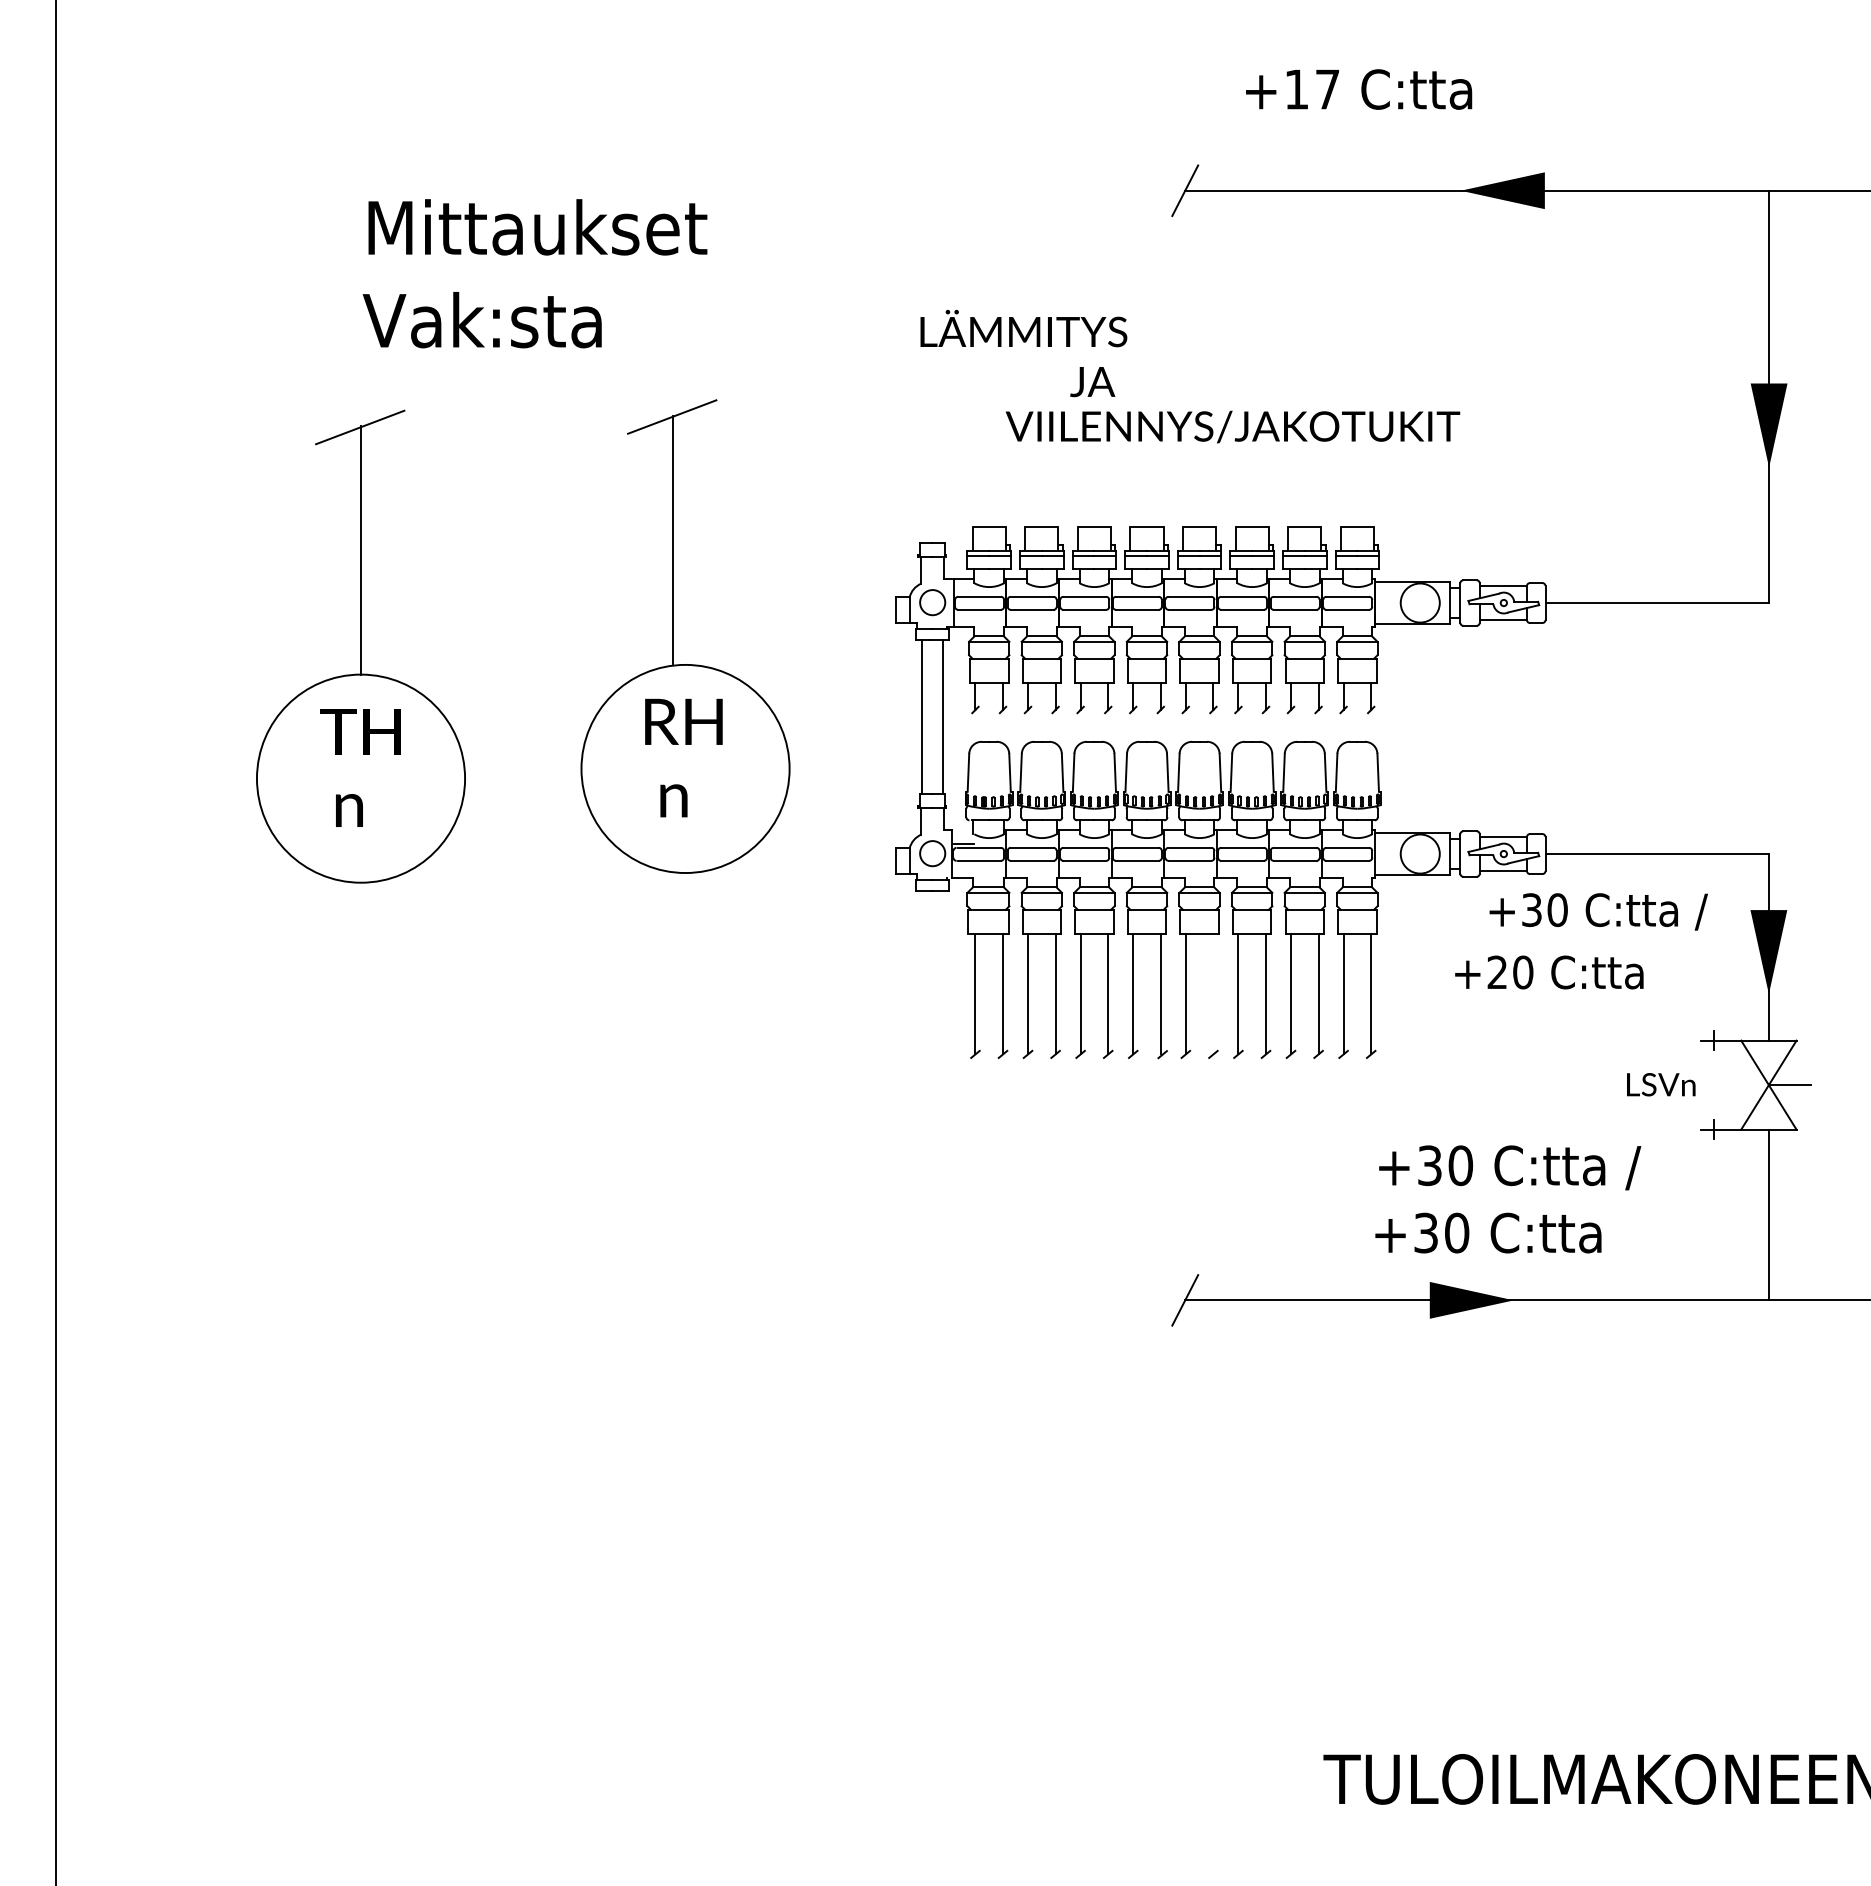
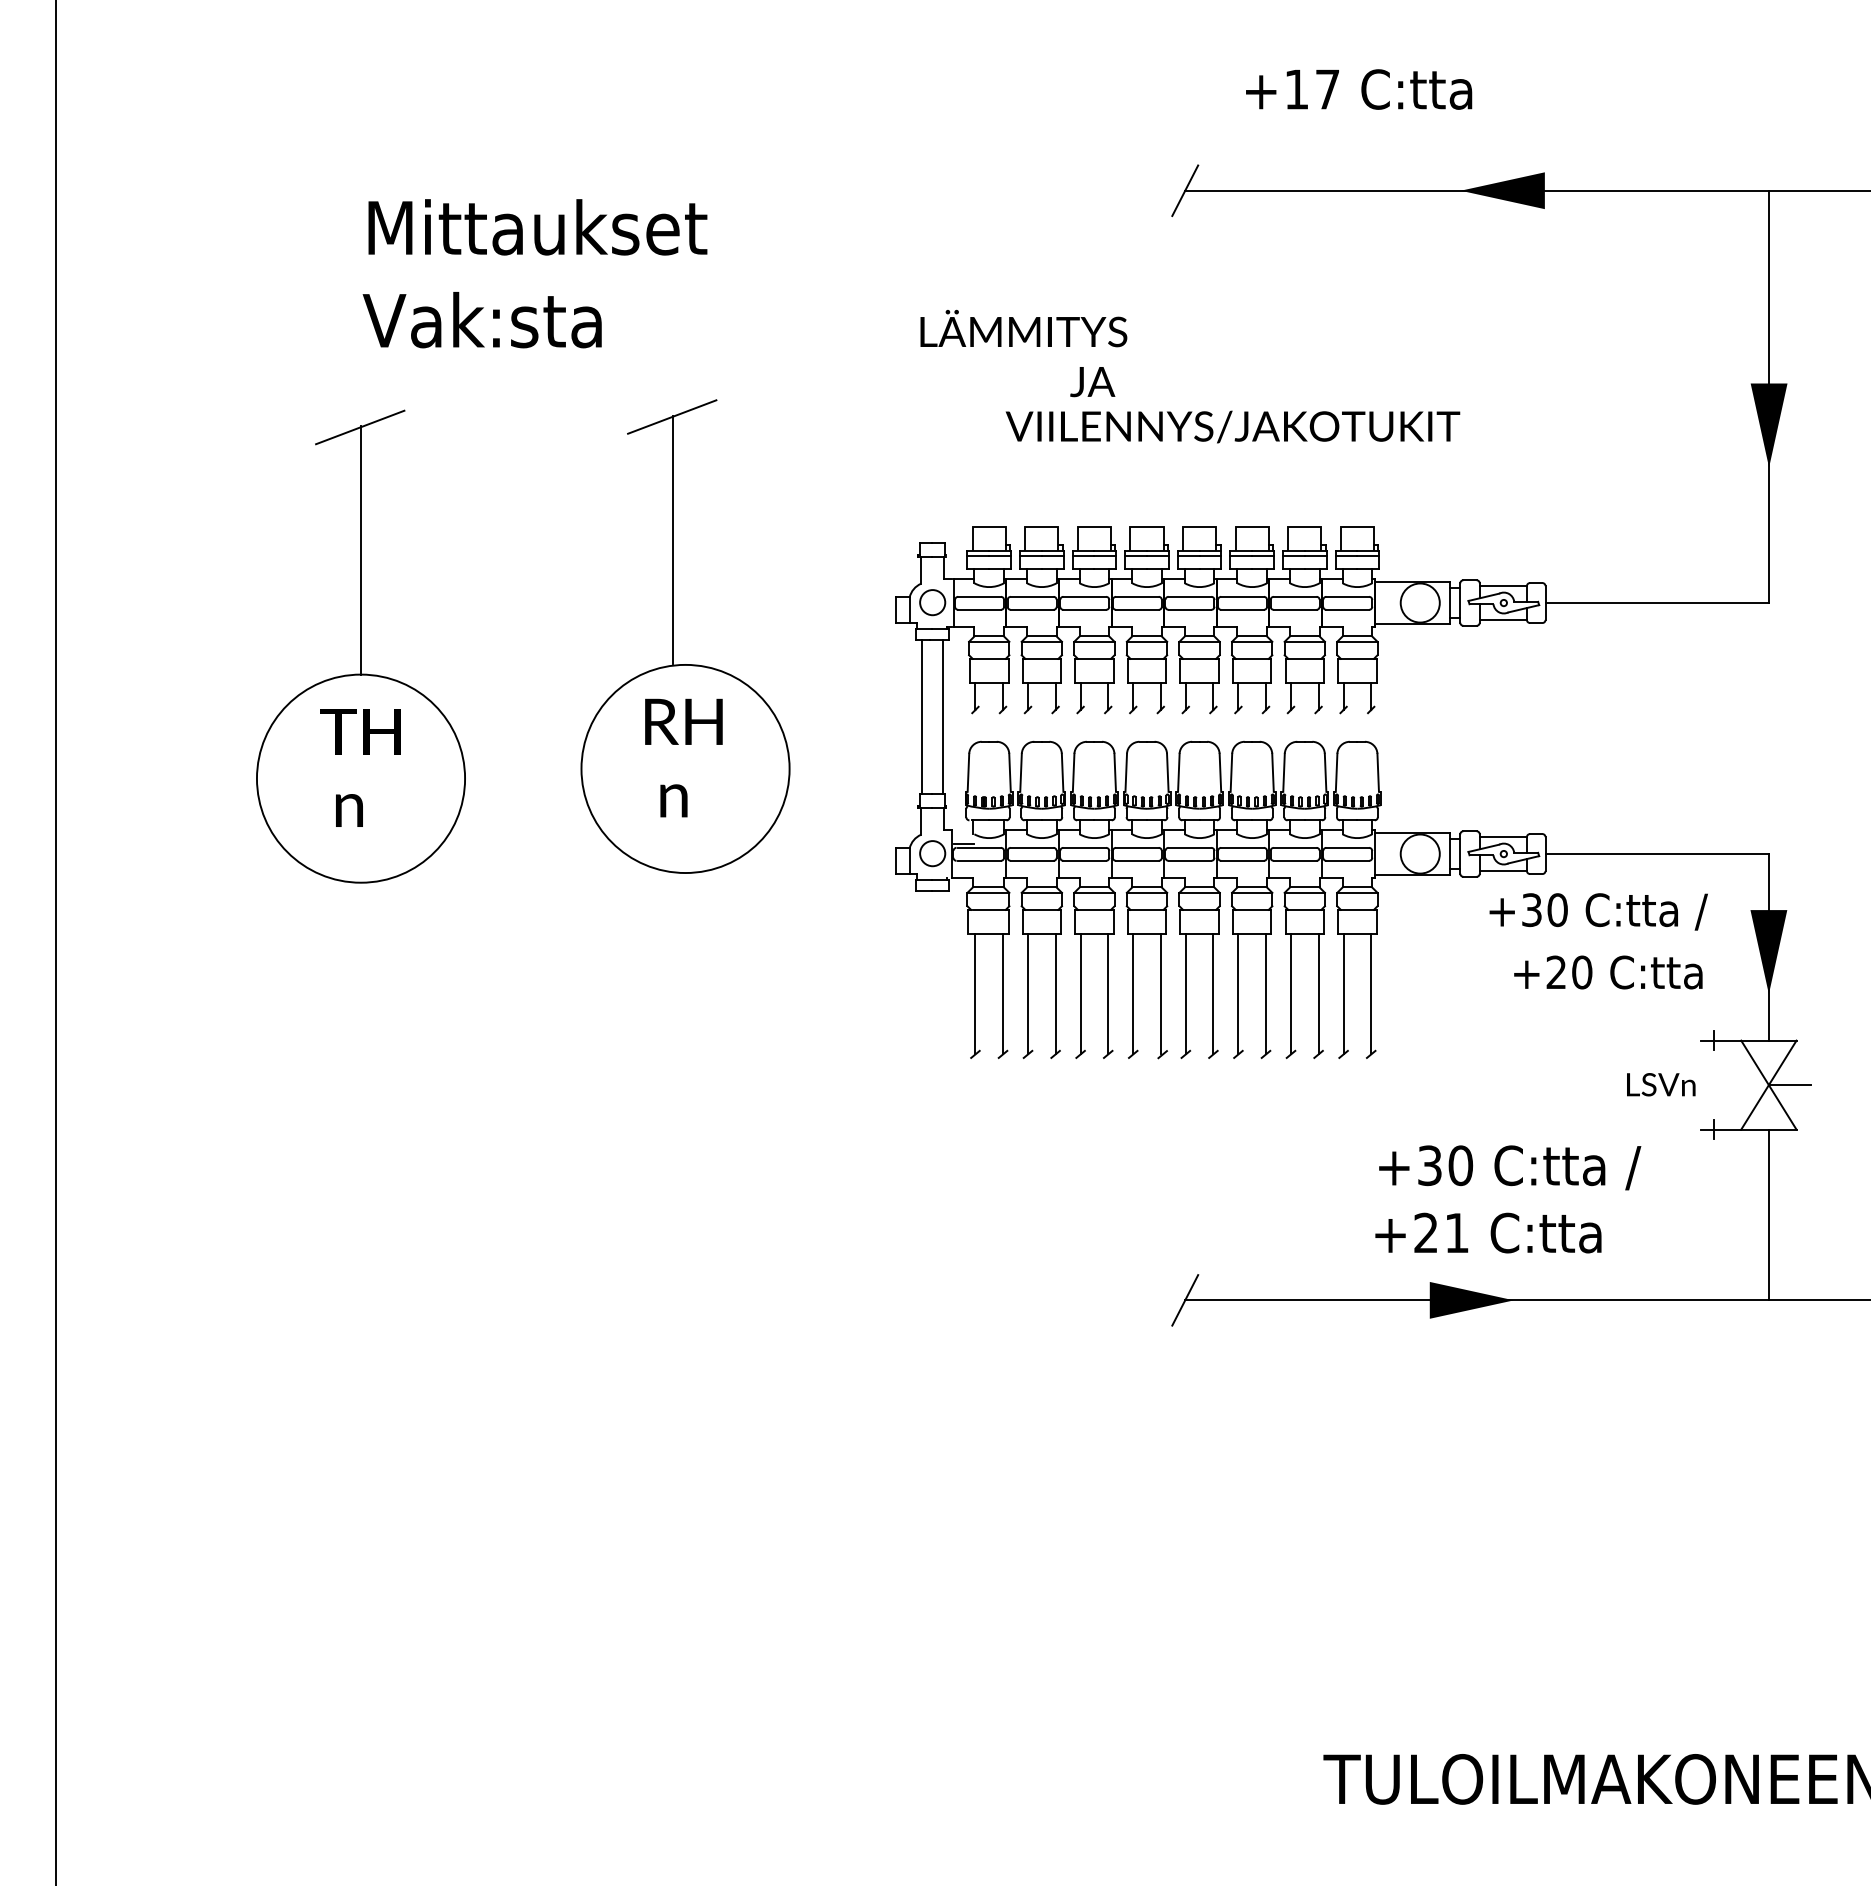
text position: (1549, 972) -> (1608, 972) (1608, 972)
line: none -> present (1213, 994)
text: +30 -> +21 (1441, 1232)
